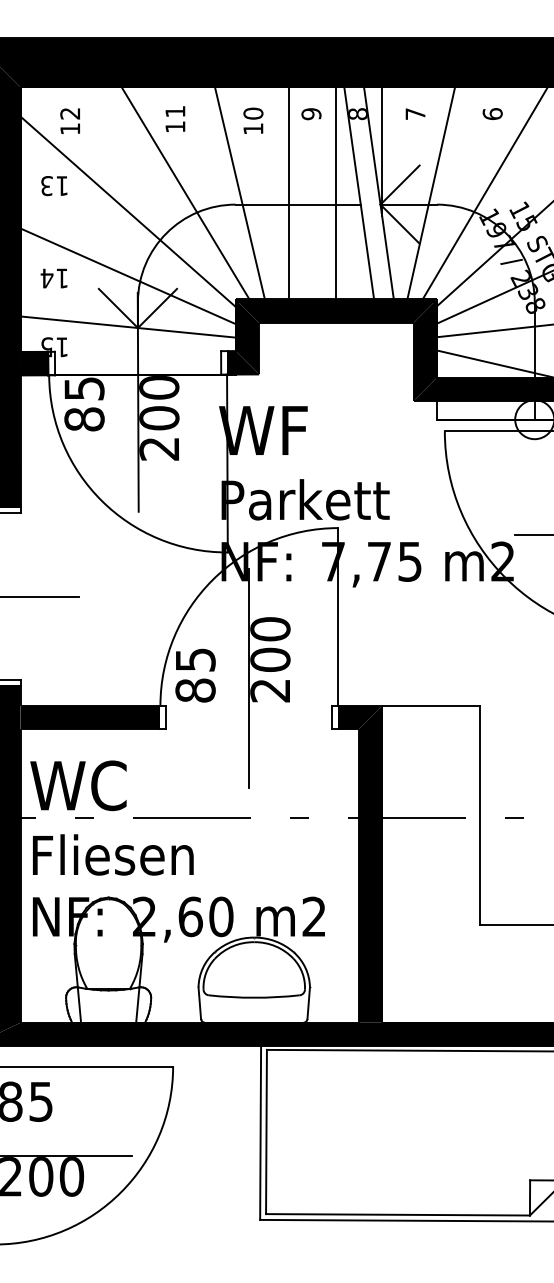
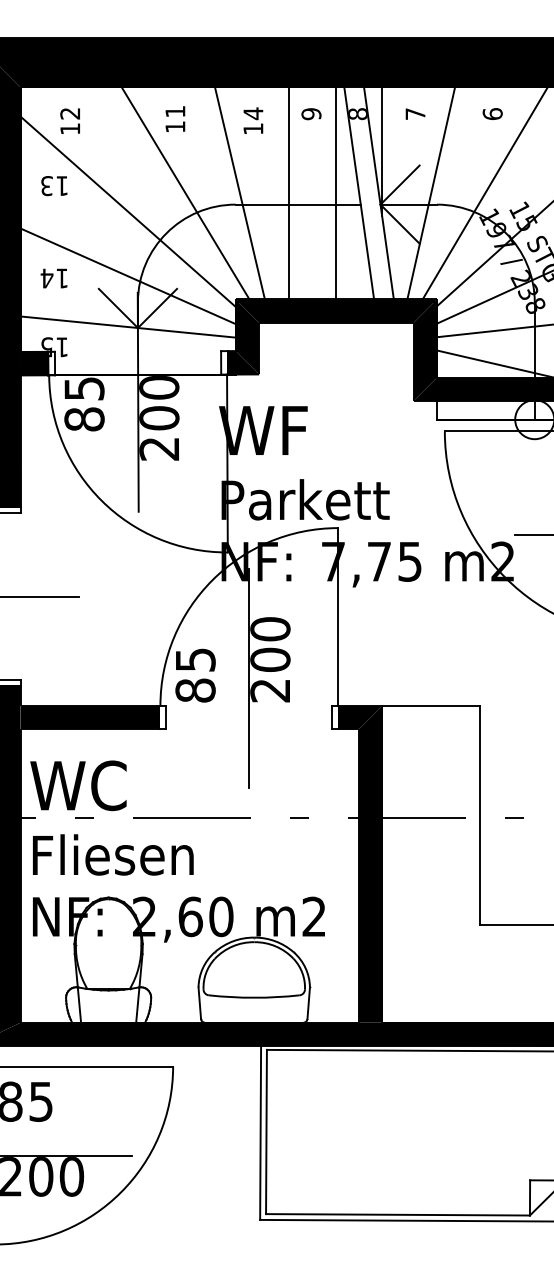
text: 10 -> 14 (253, 113)
